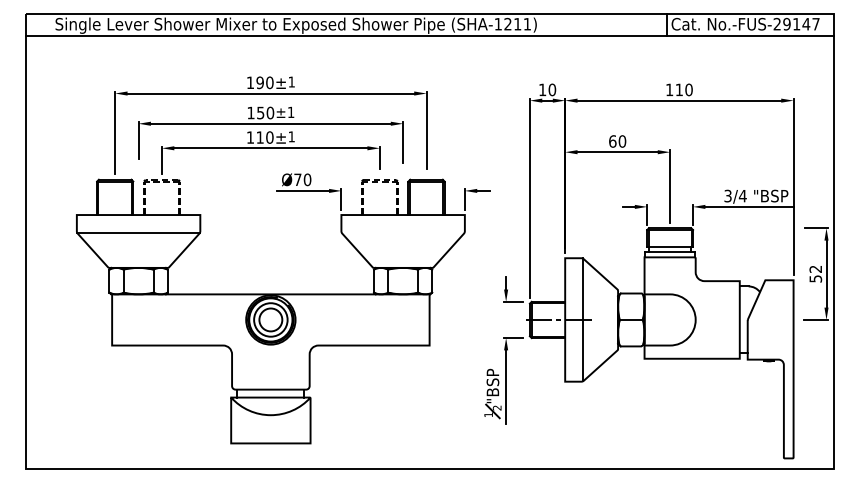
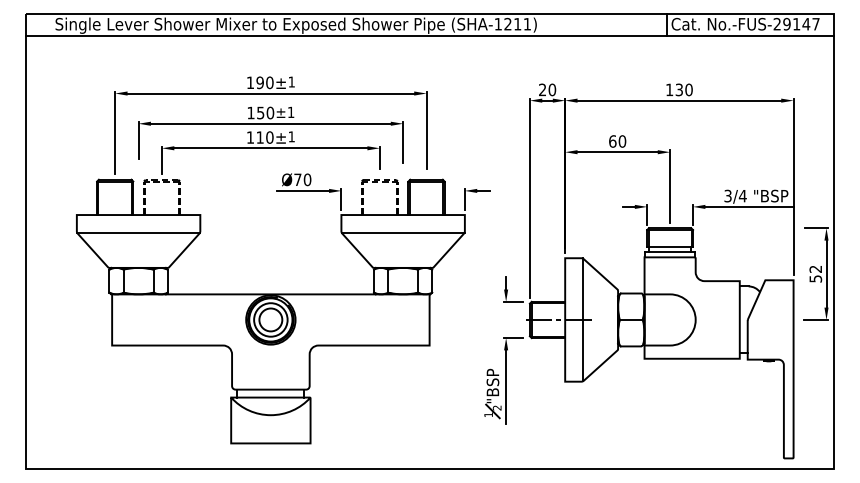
text: 10 -> 20 (542, 89)
text: 110 -> 130 (678, 89)
line: none -> present (402, 232)
